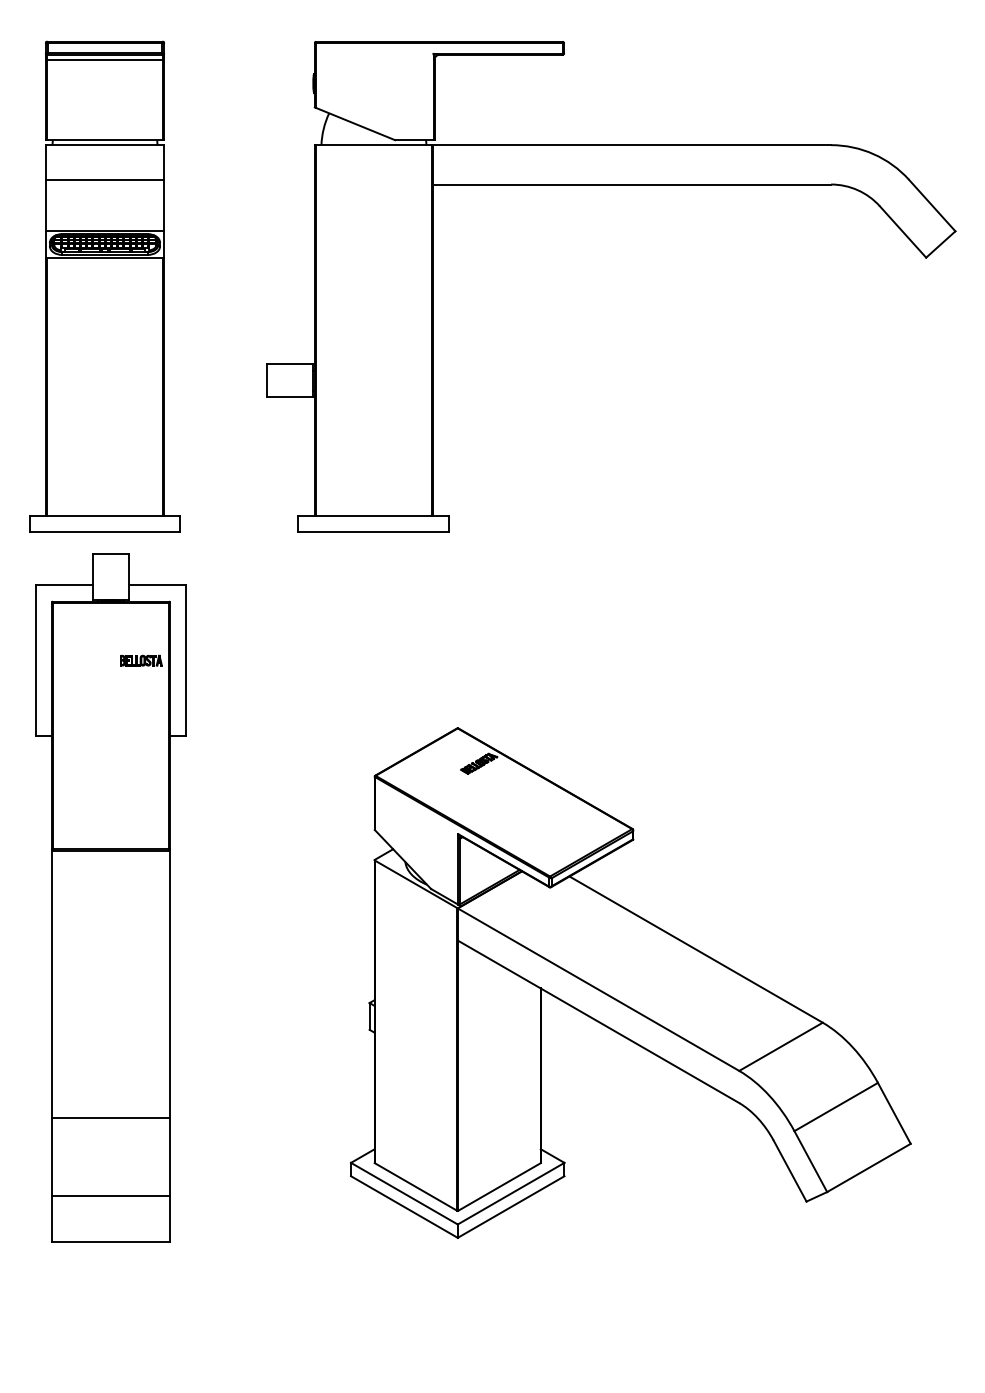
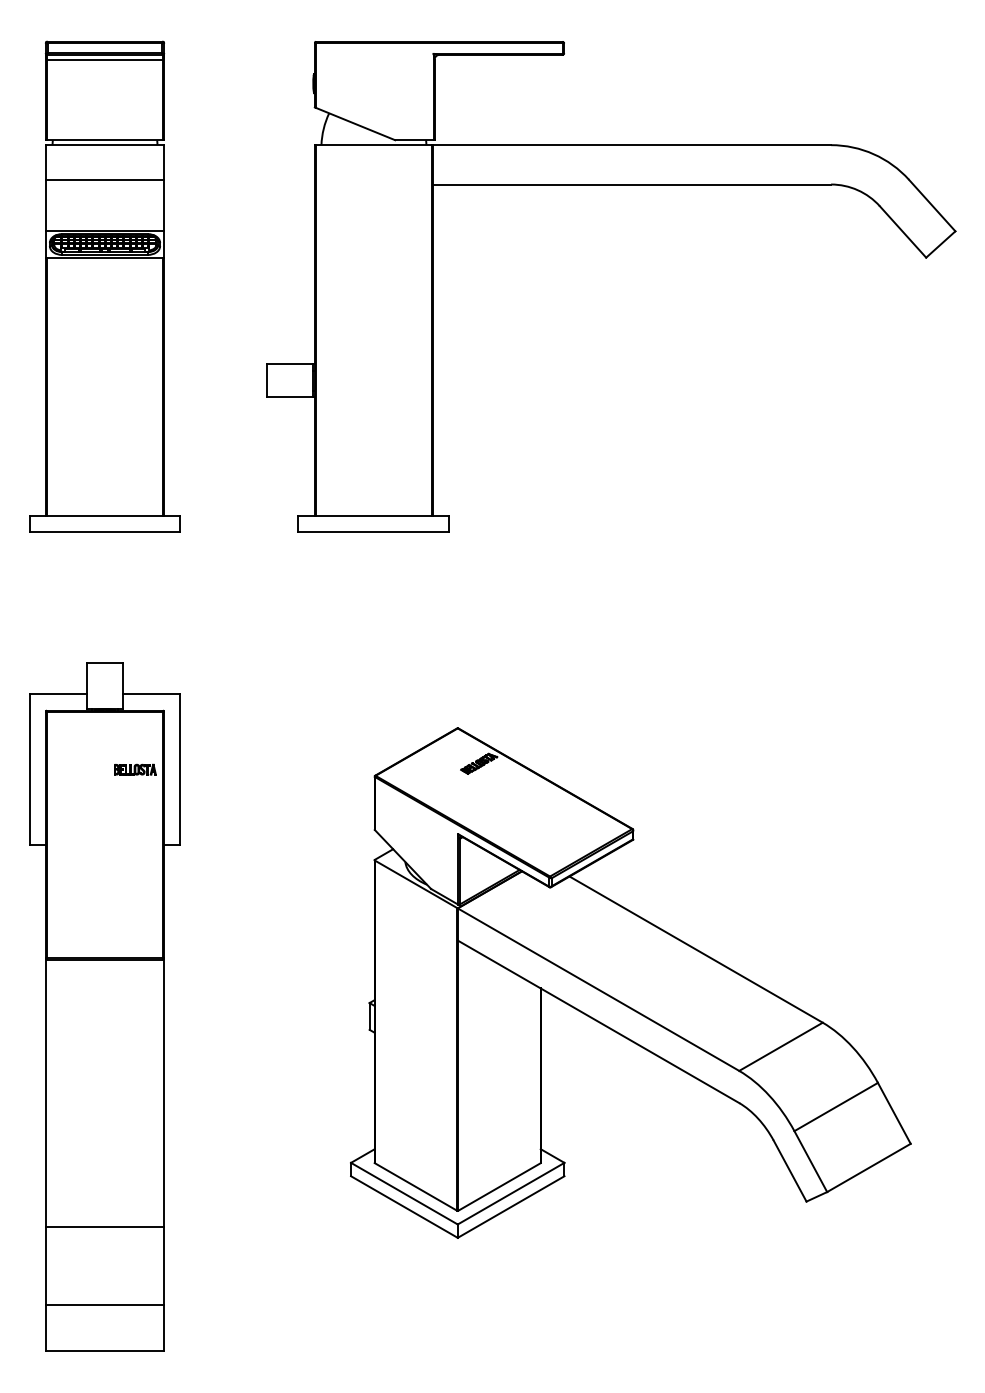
part position: (110, 897) -> (104, 1006) (104, 1006)
